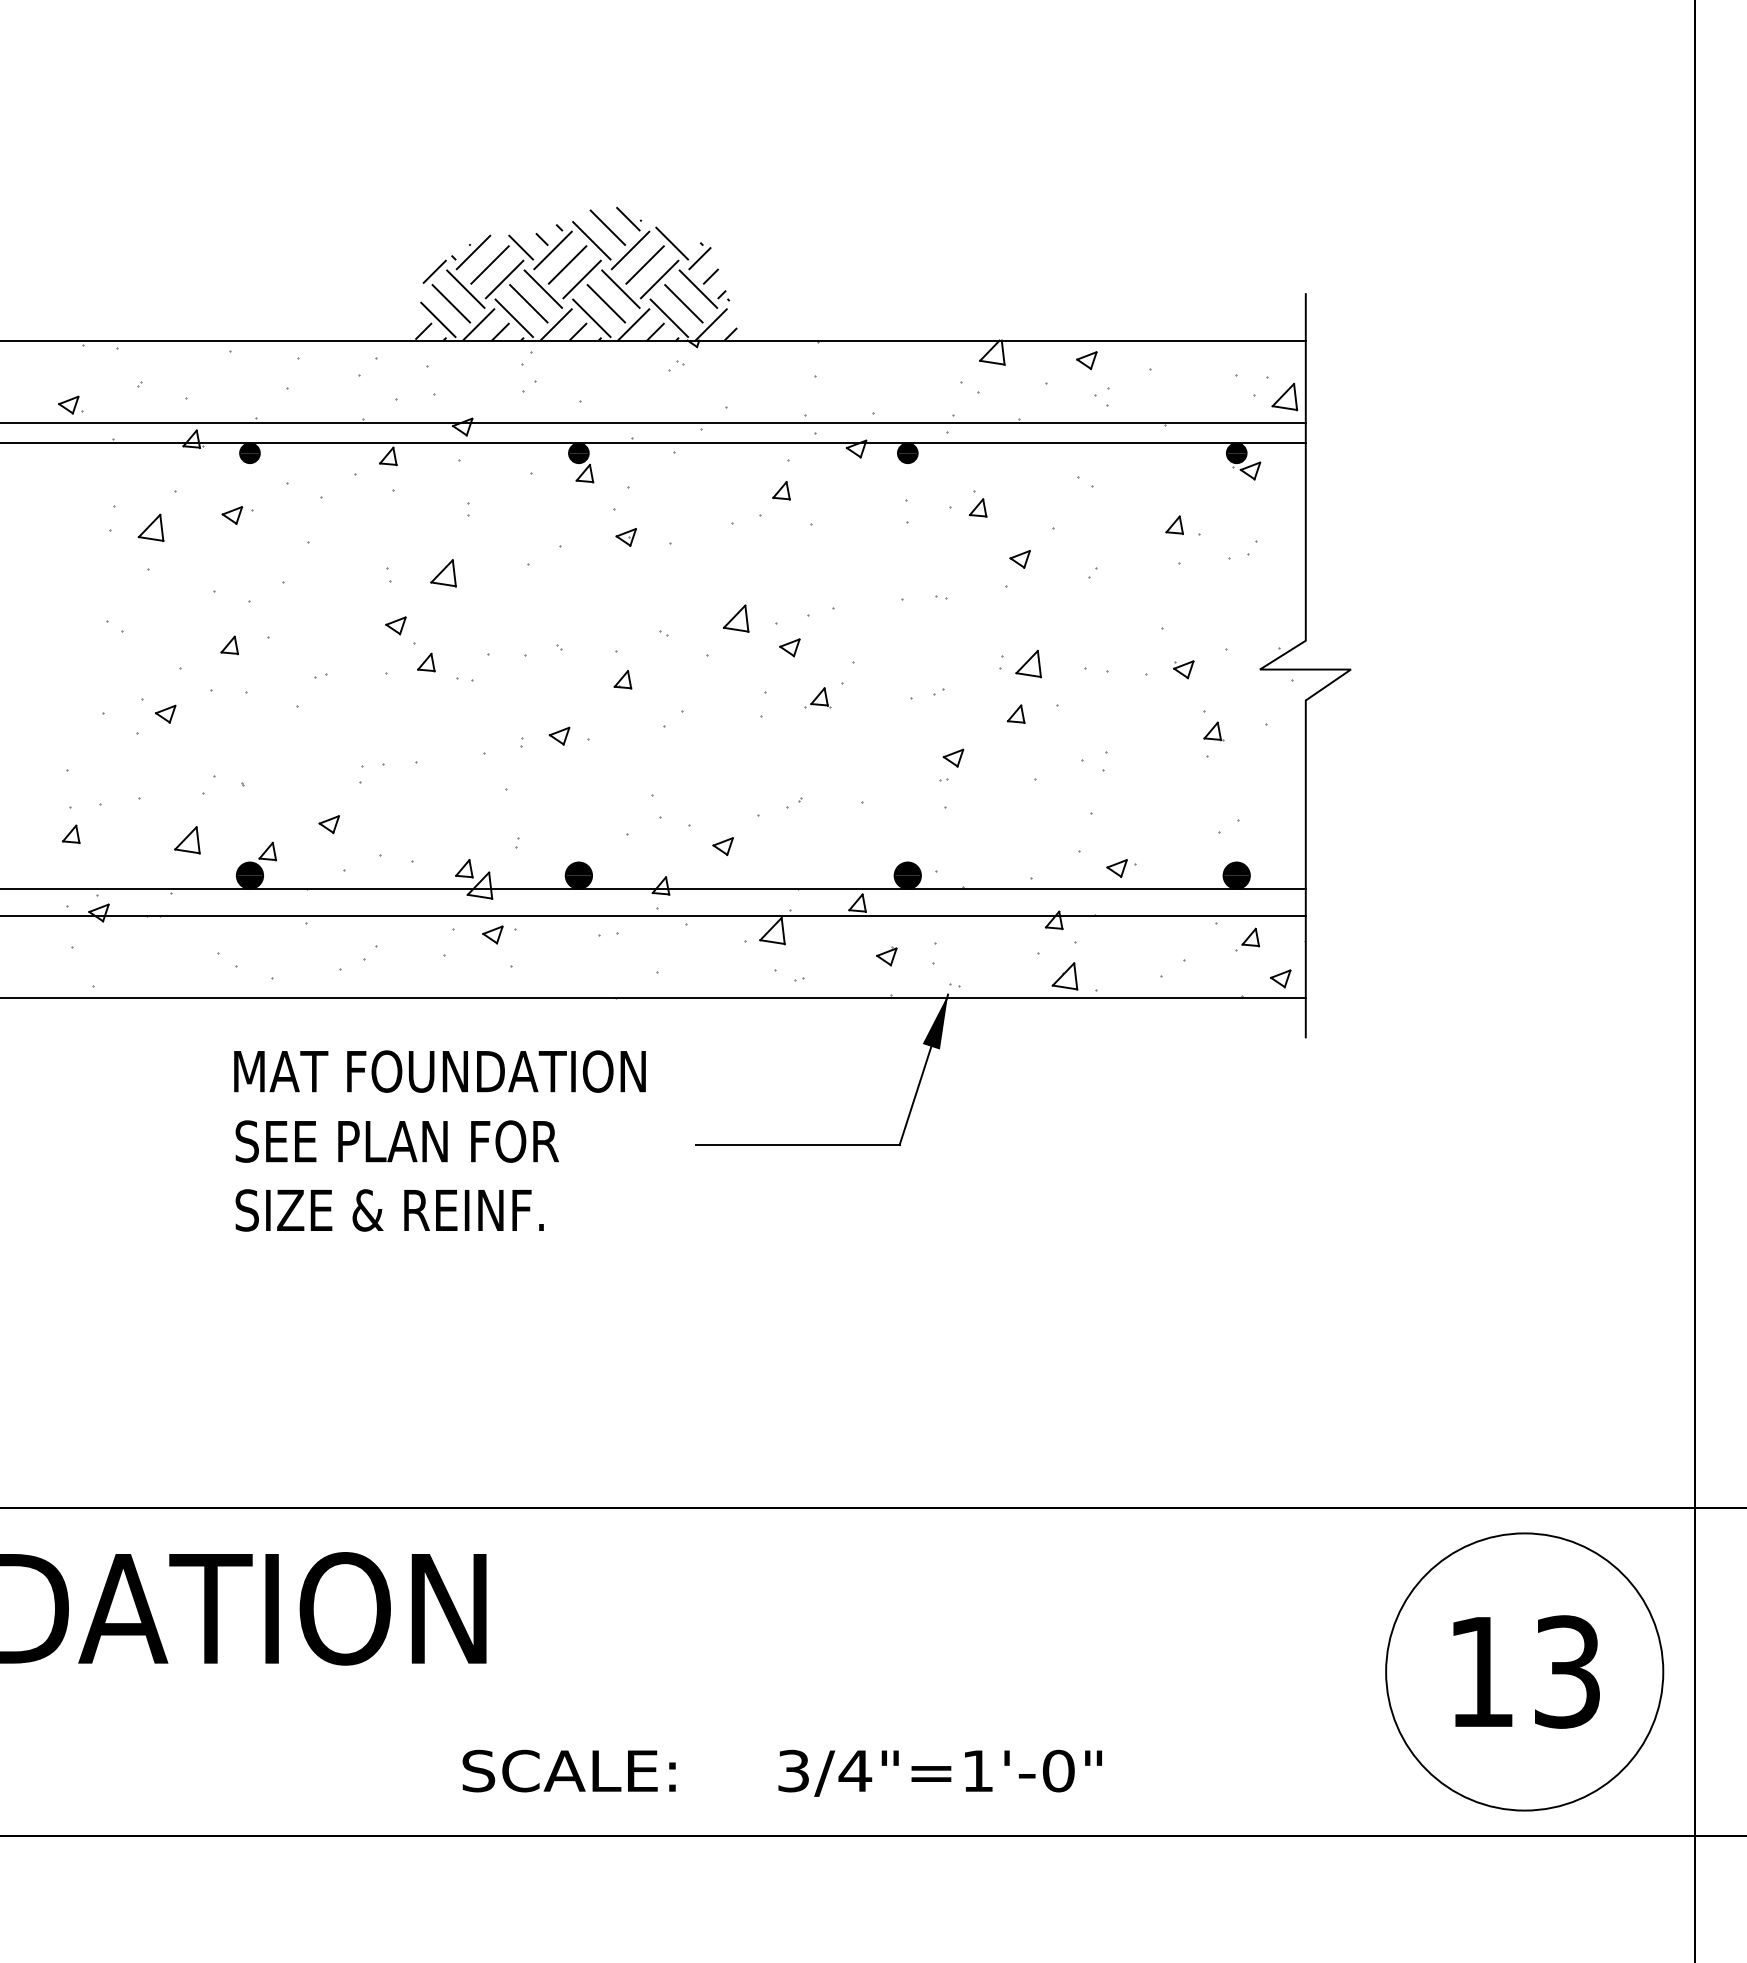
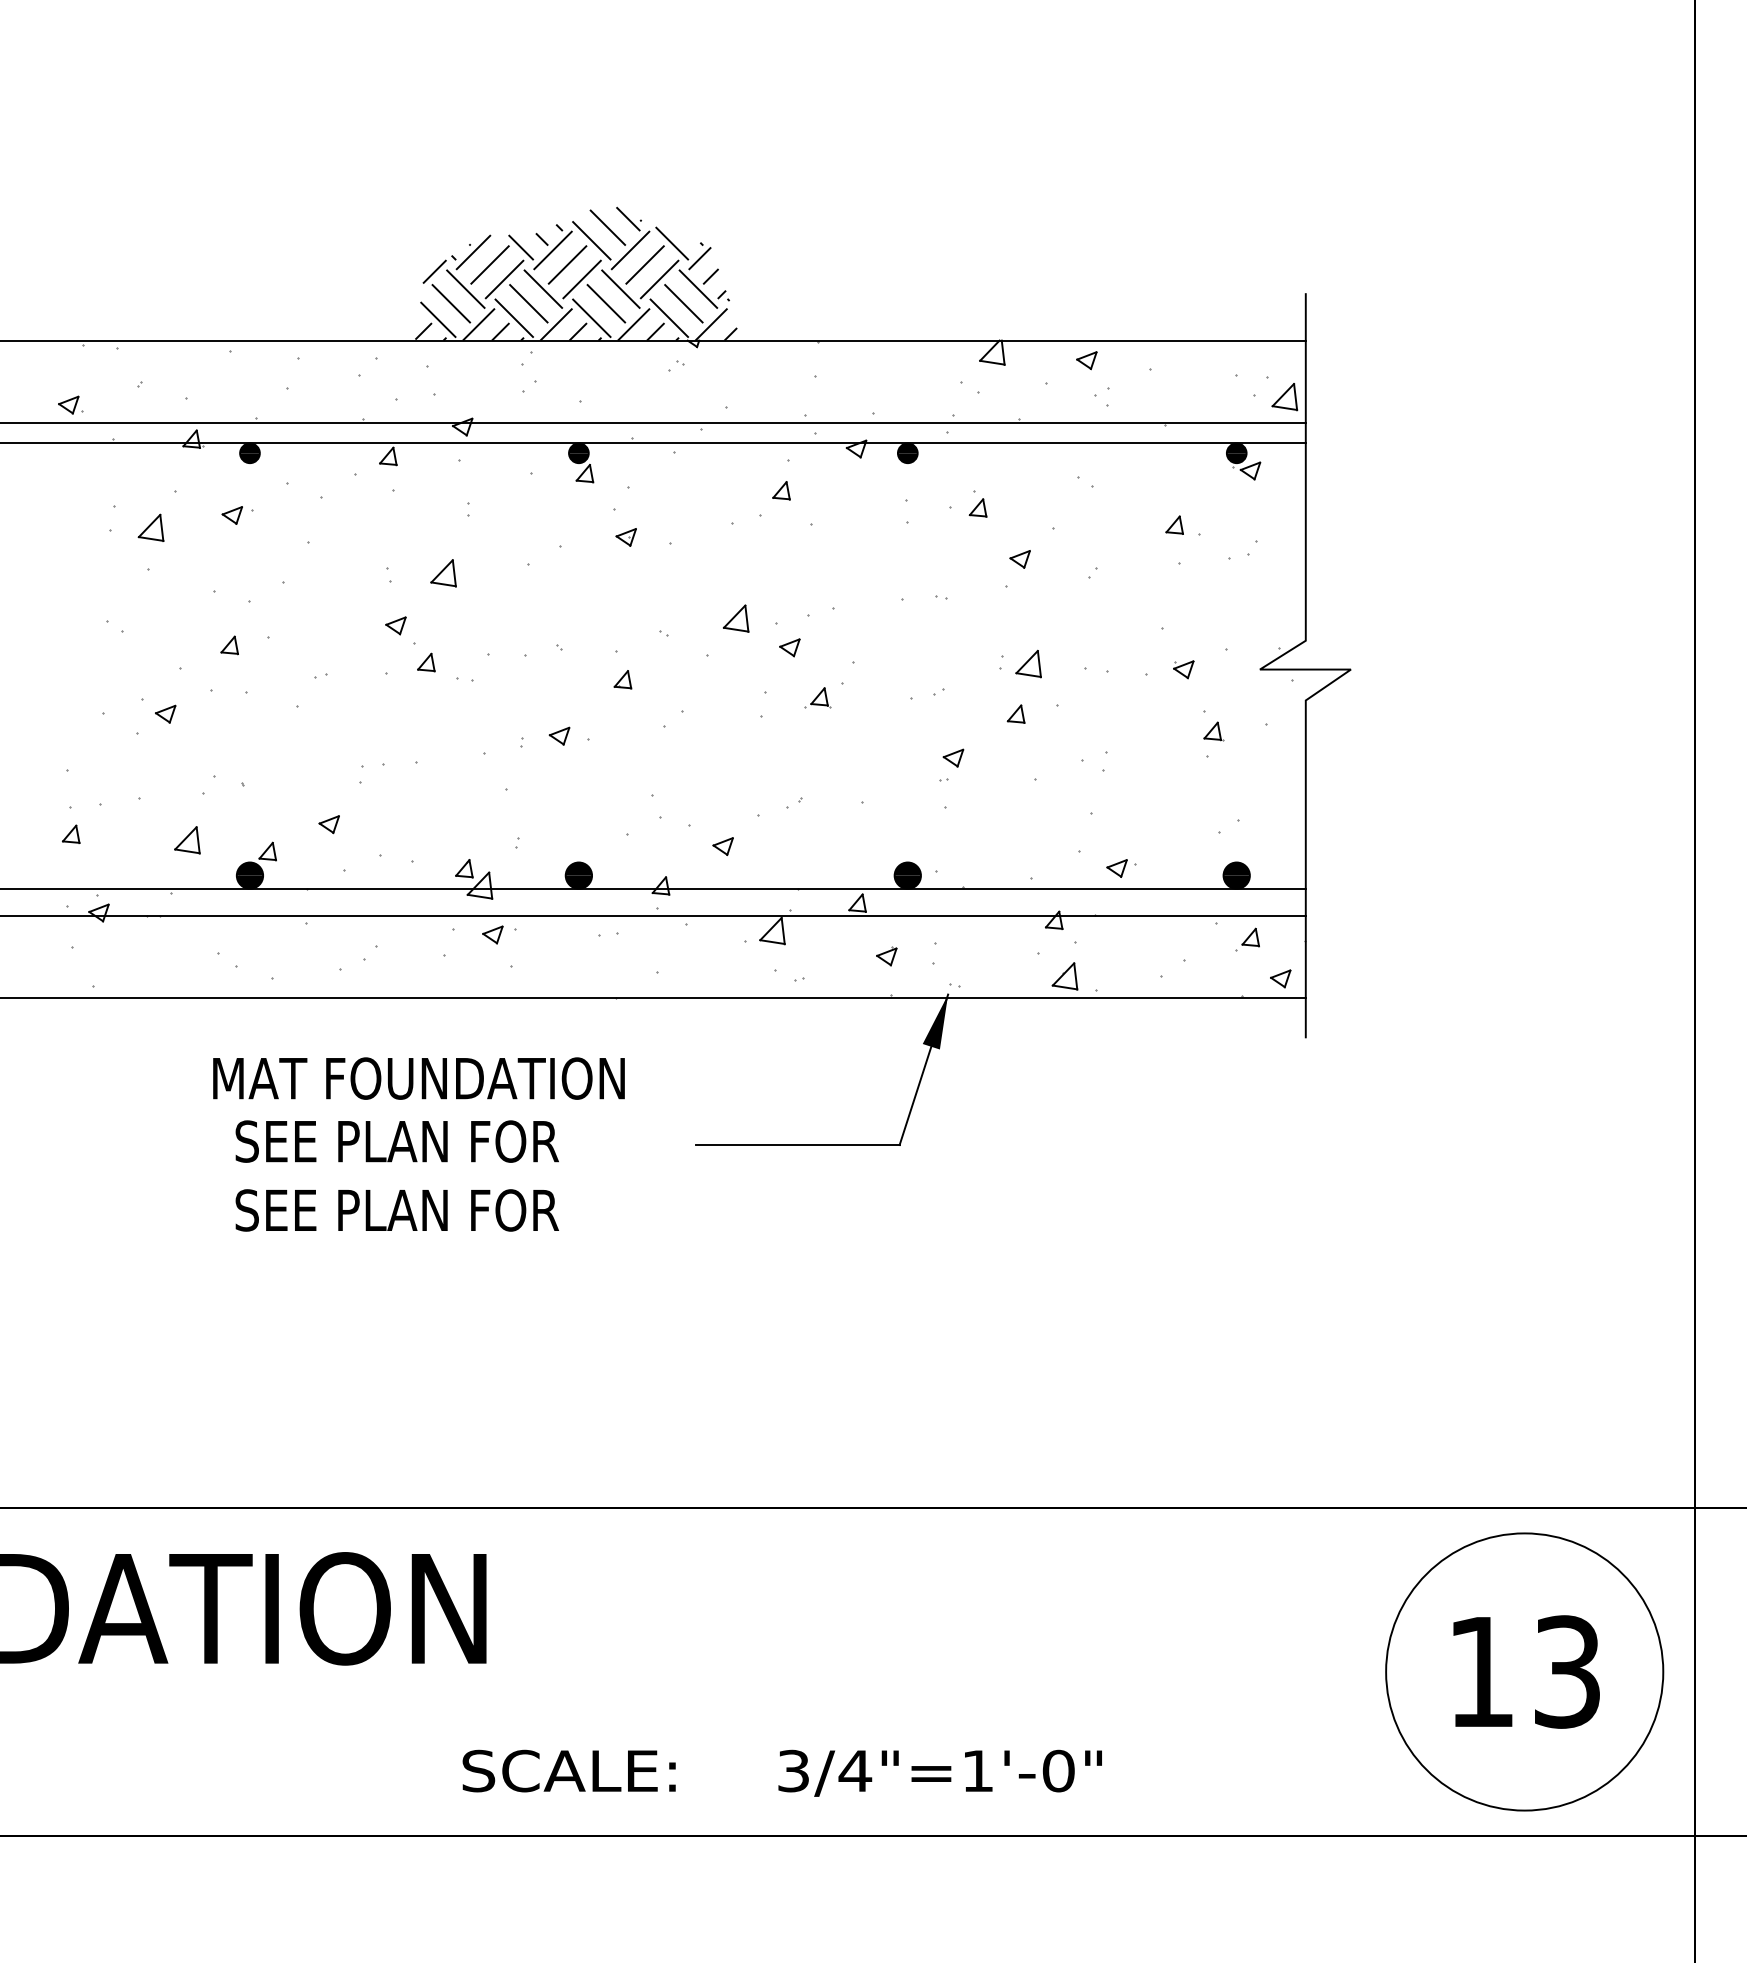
text position: (439, 1071) -> (418, 1078) (418, 1078)
text: SIZE & REINF. -> SEE PLAN FOR (414, 1210)
